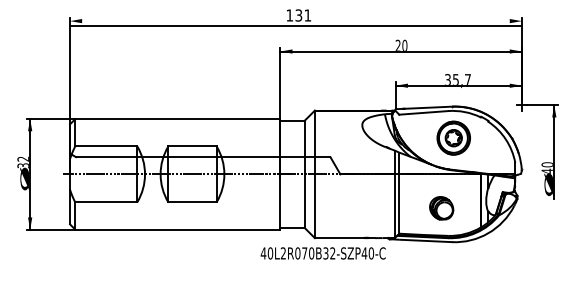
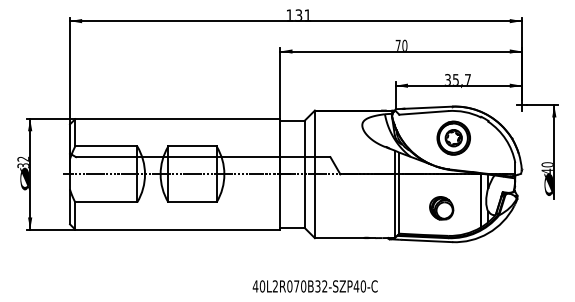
line position: (295, 26) -> (295, 21) (295, 21)
text: 20 -> 70 (397, 44)
text position: (322, 253) -> (314, 286) (314, 286)
